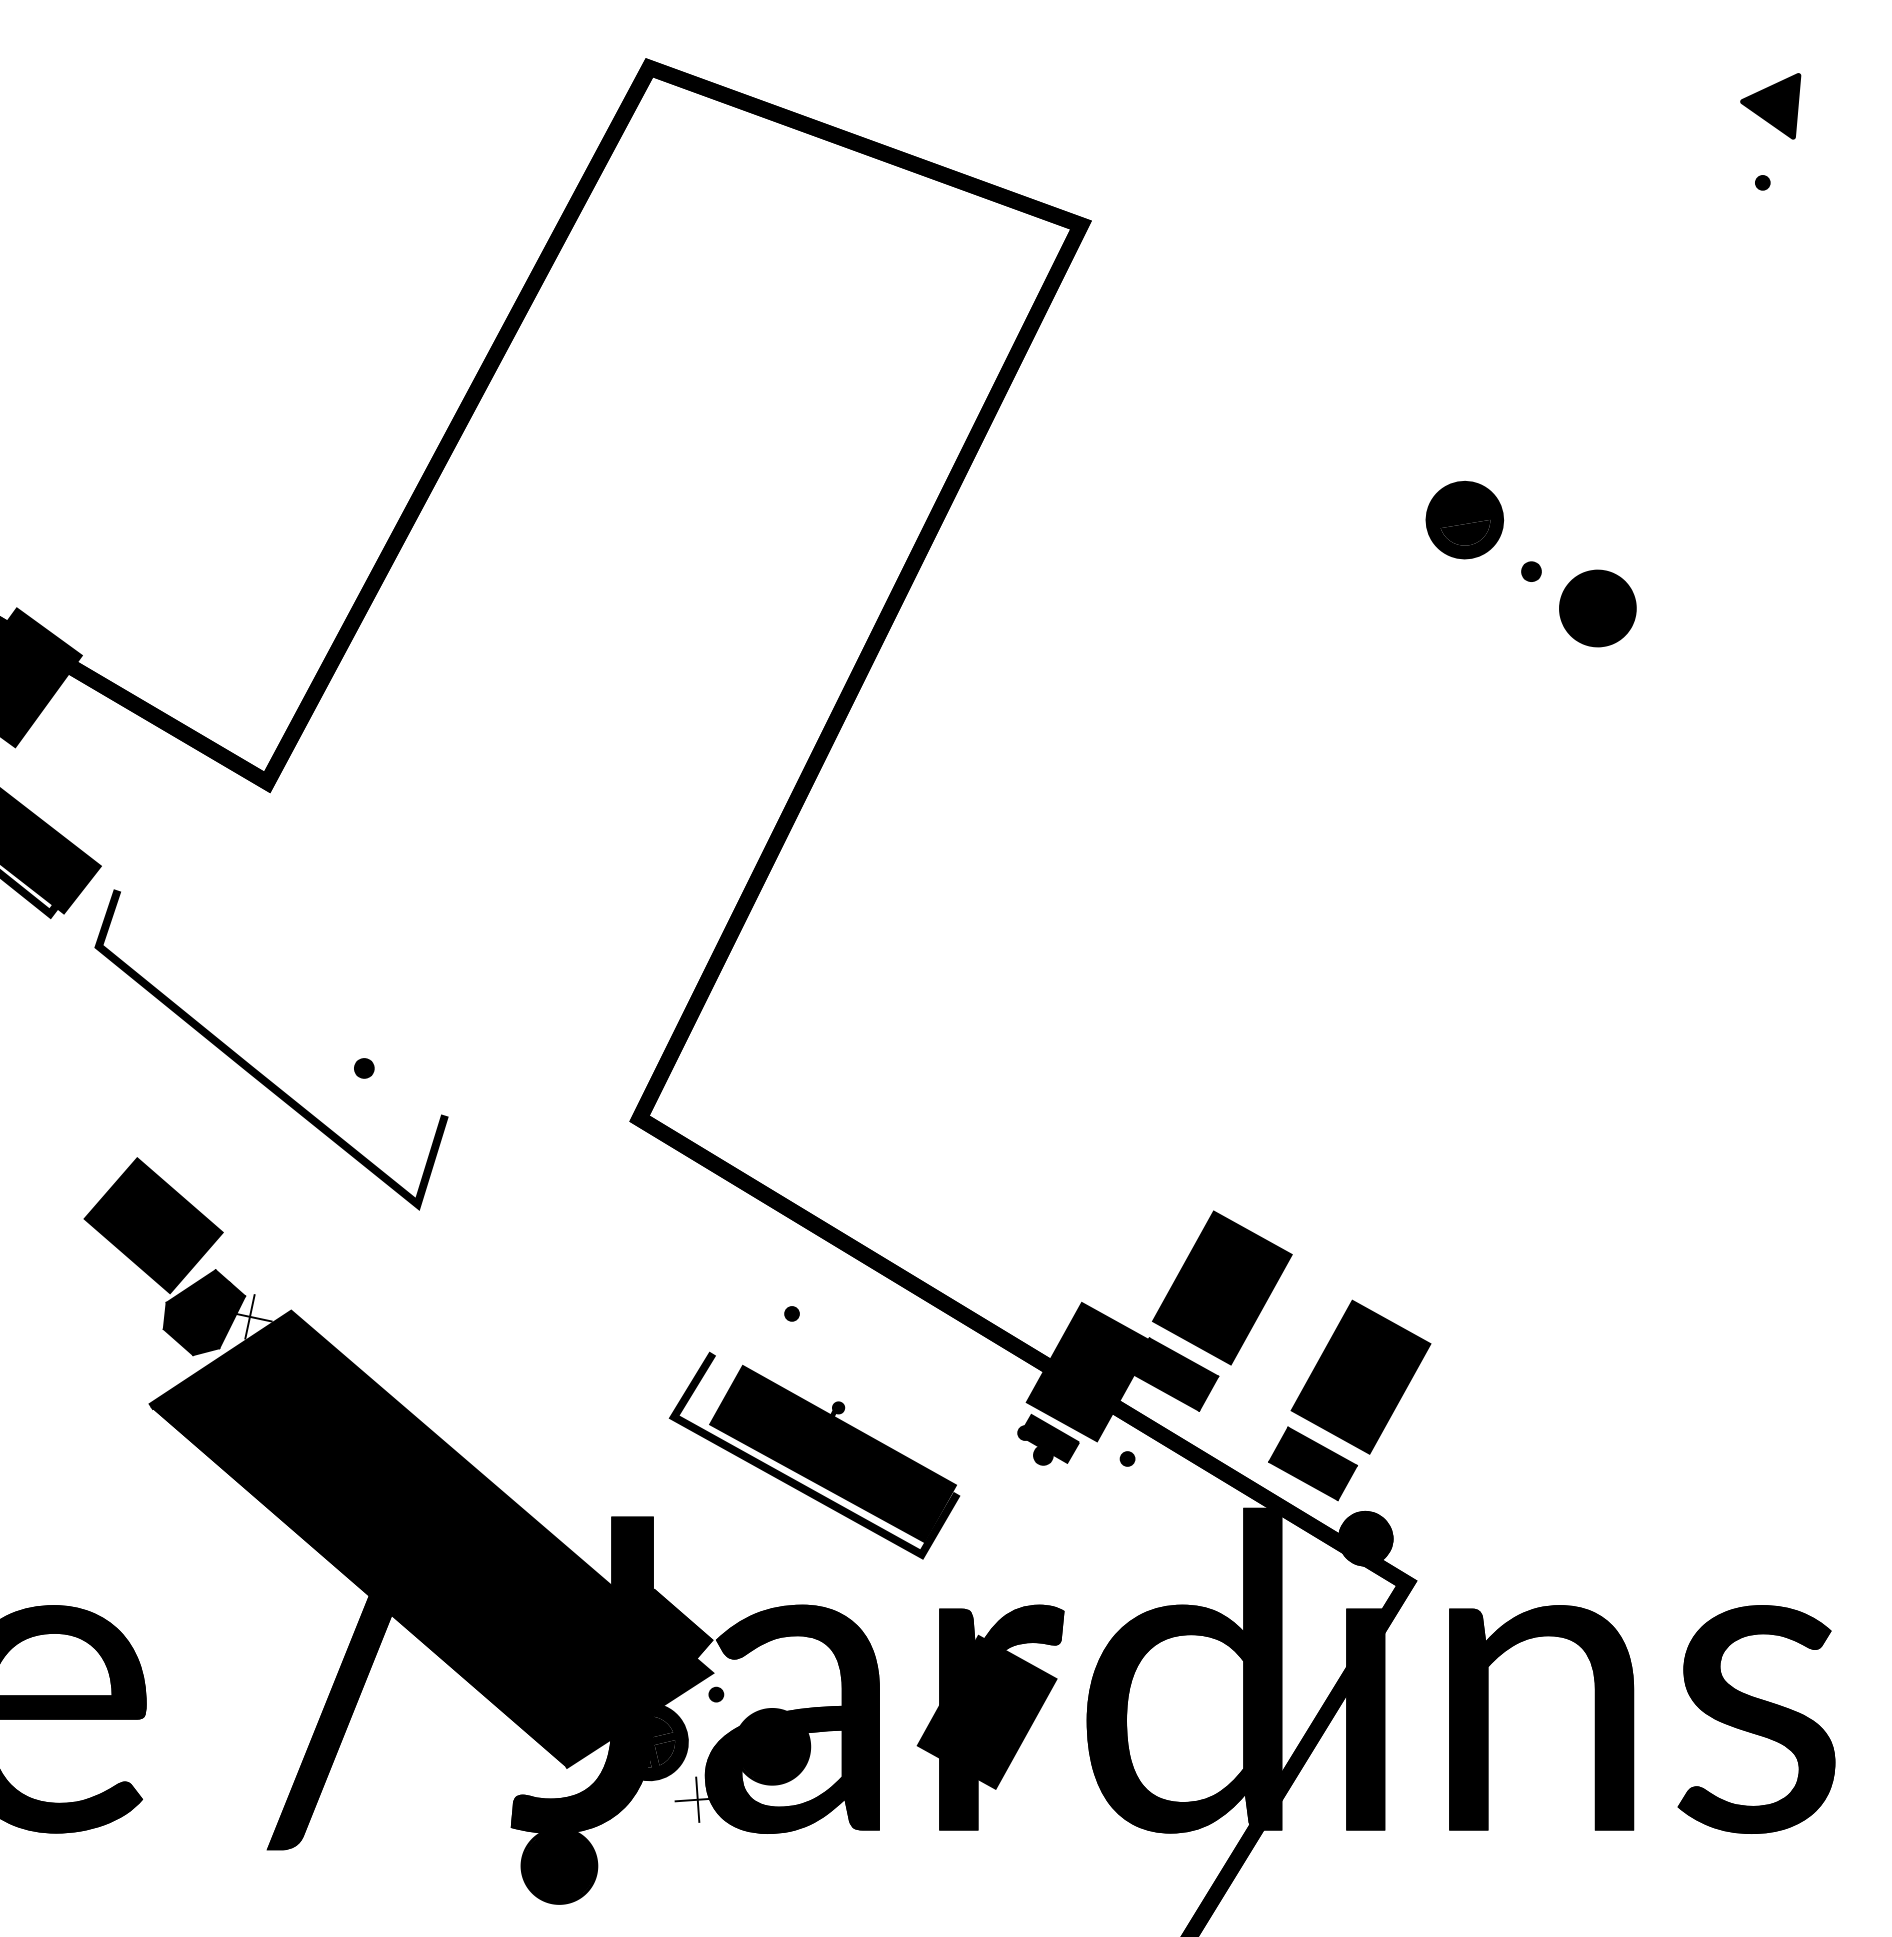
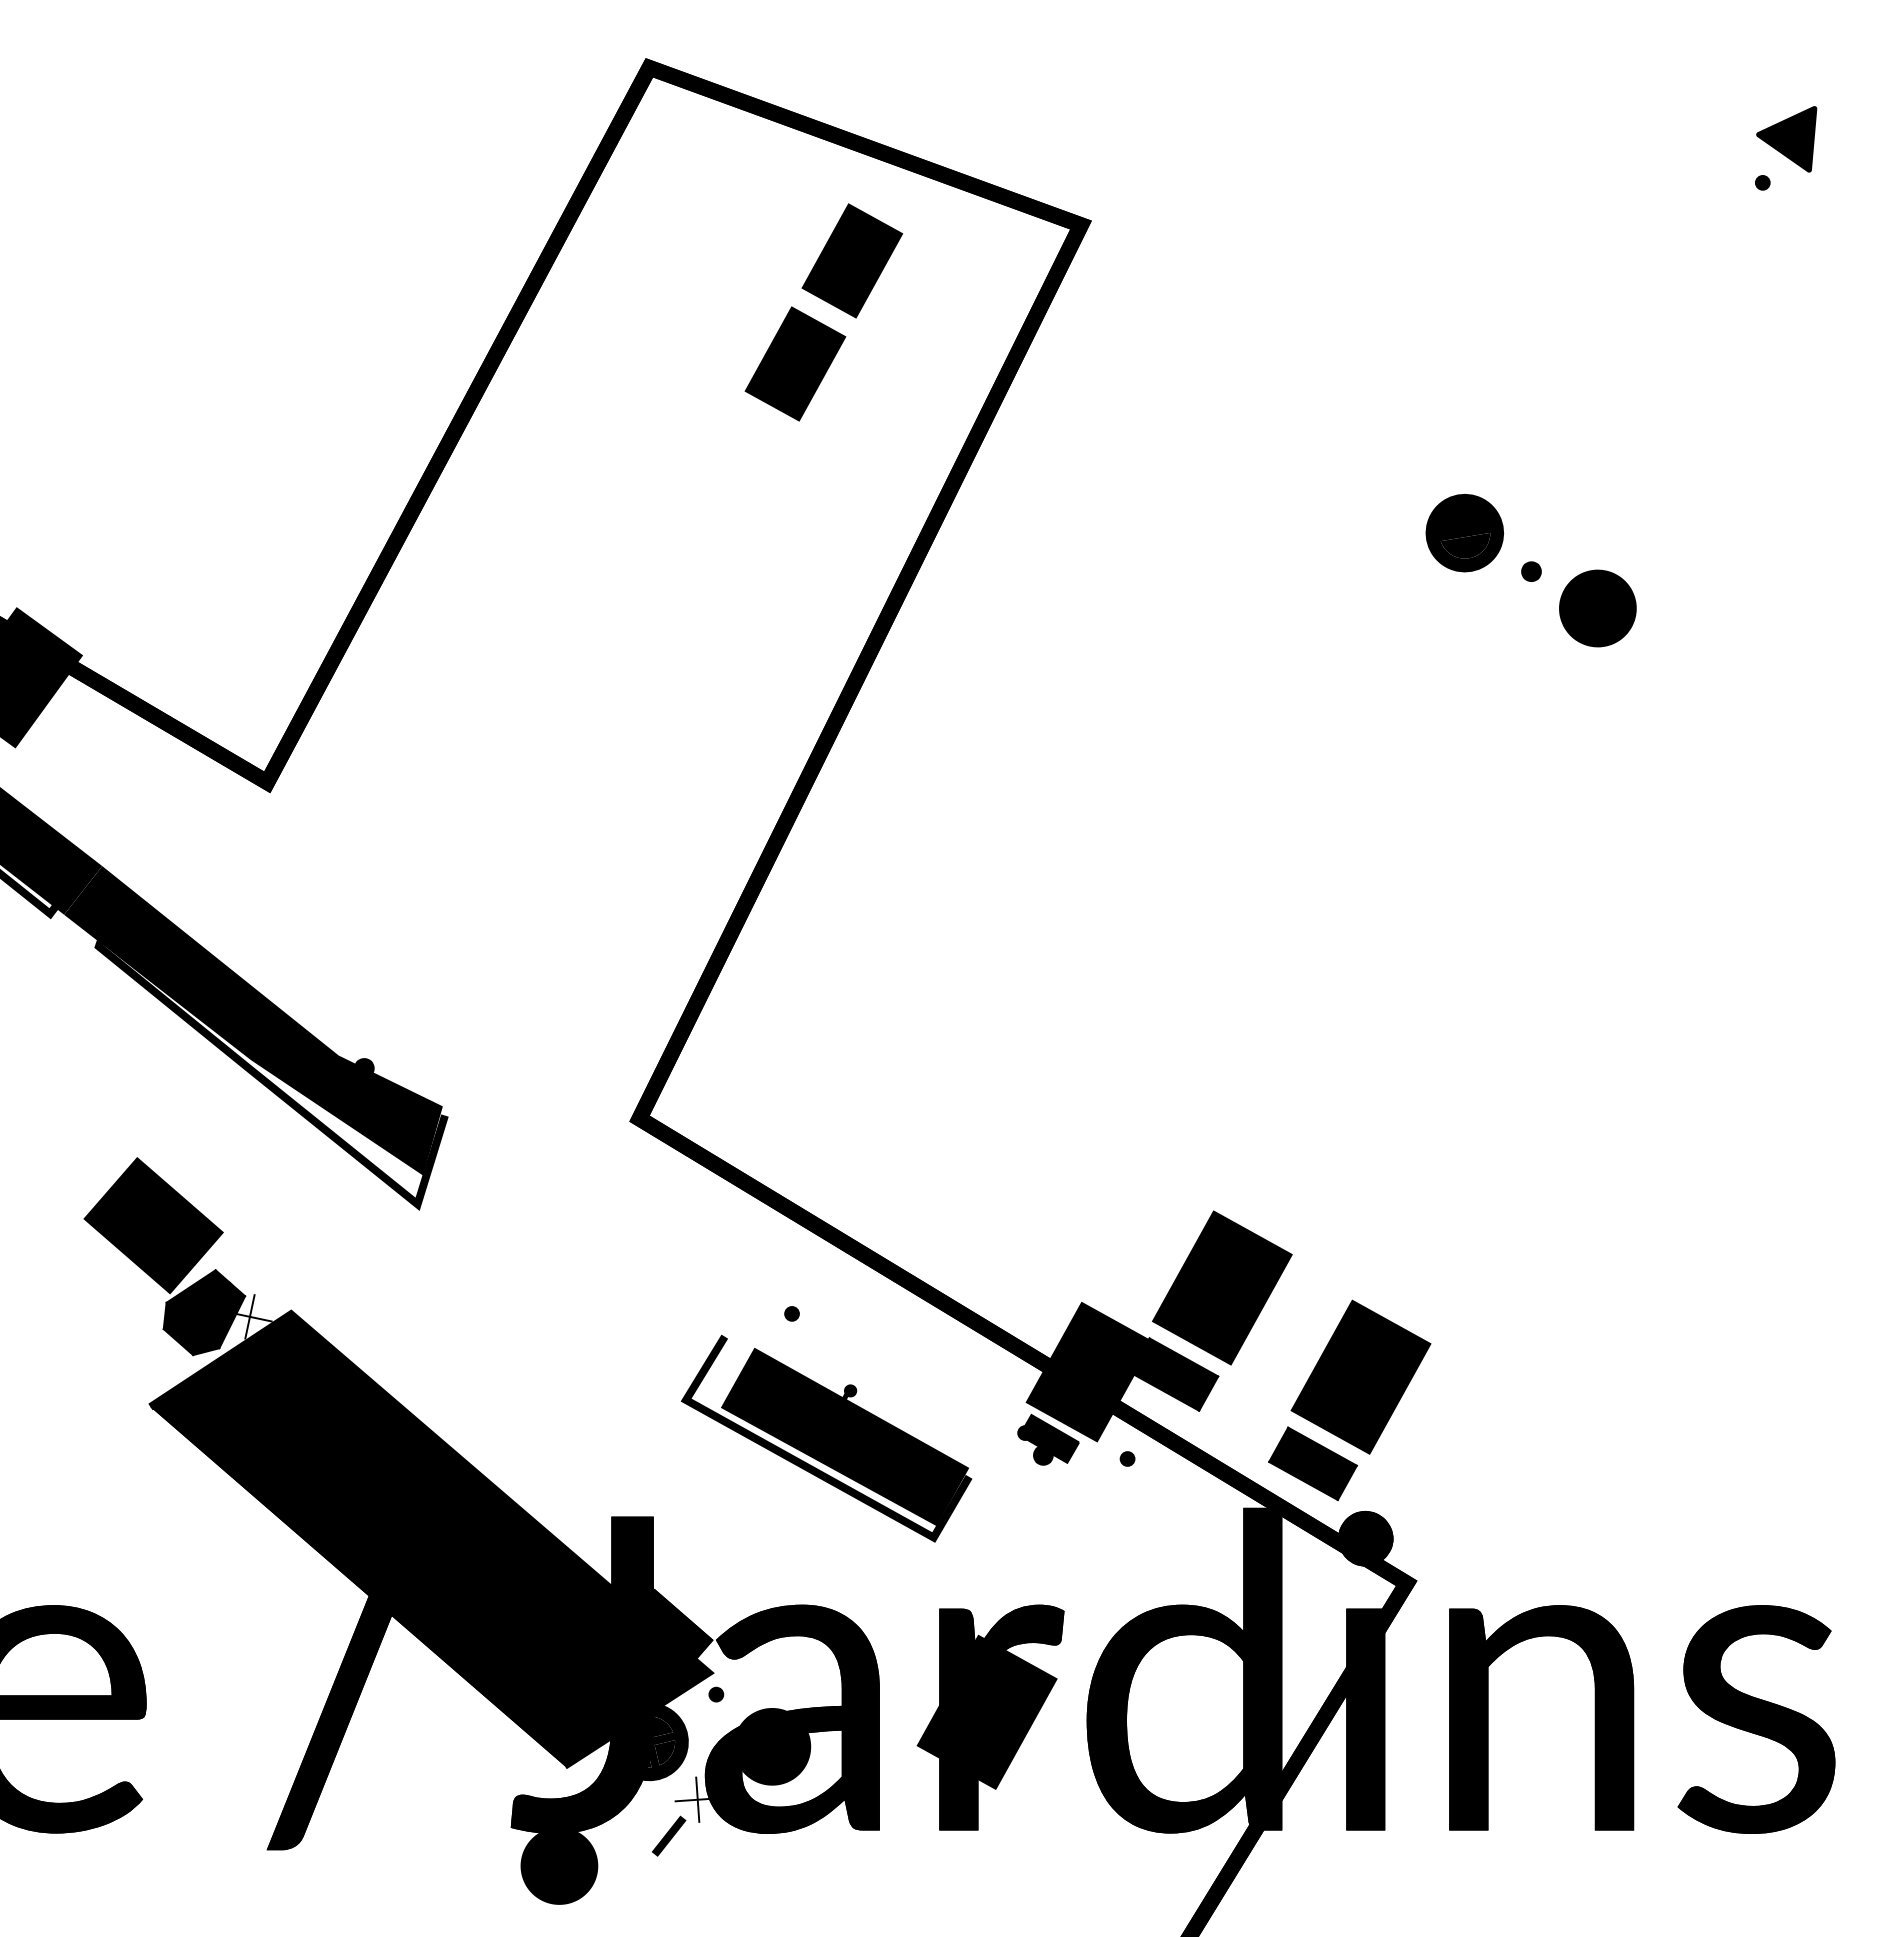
part position: (1770, 106) -> (1786, 139) (1786, 139)
fill: none -> present (852, 260)
fill: none -> present (795, 363)
part position: (1464, 519) -> (1464, 532) (1464, 532)
fill: none -> present (253, 1020)
part position: (814, 1455) -> (826, 1438) (826, 1438)
line: none -> present (669, 1835)
